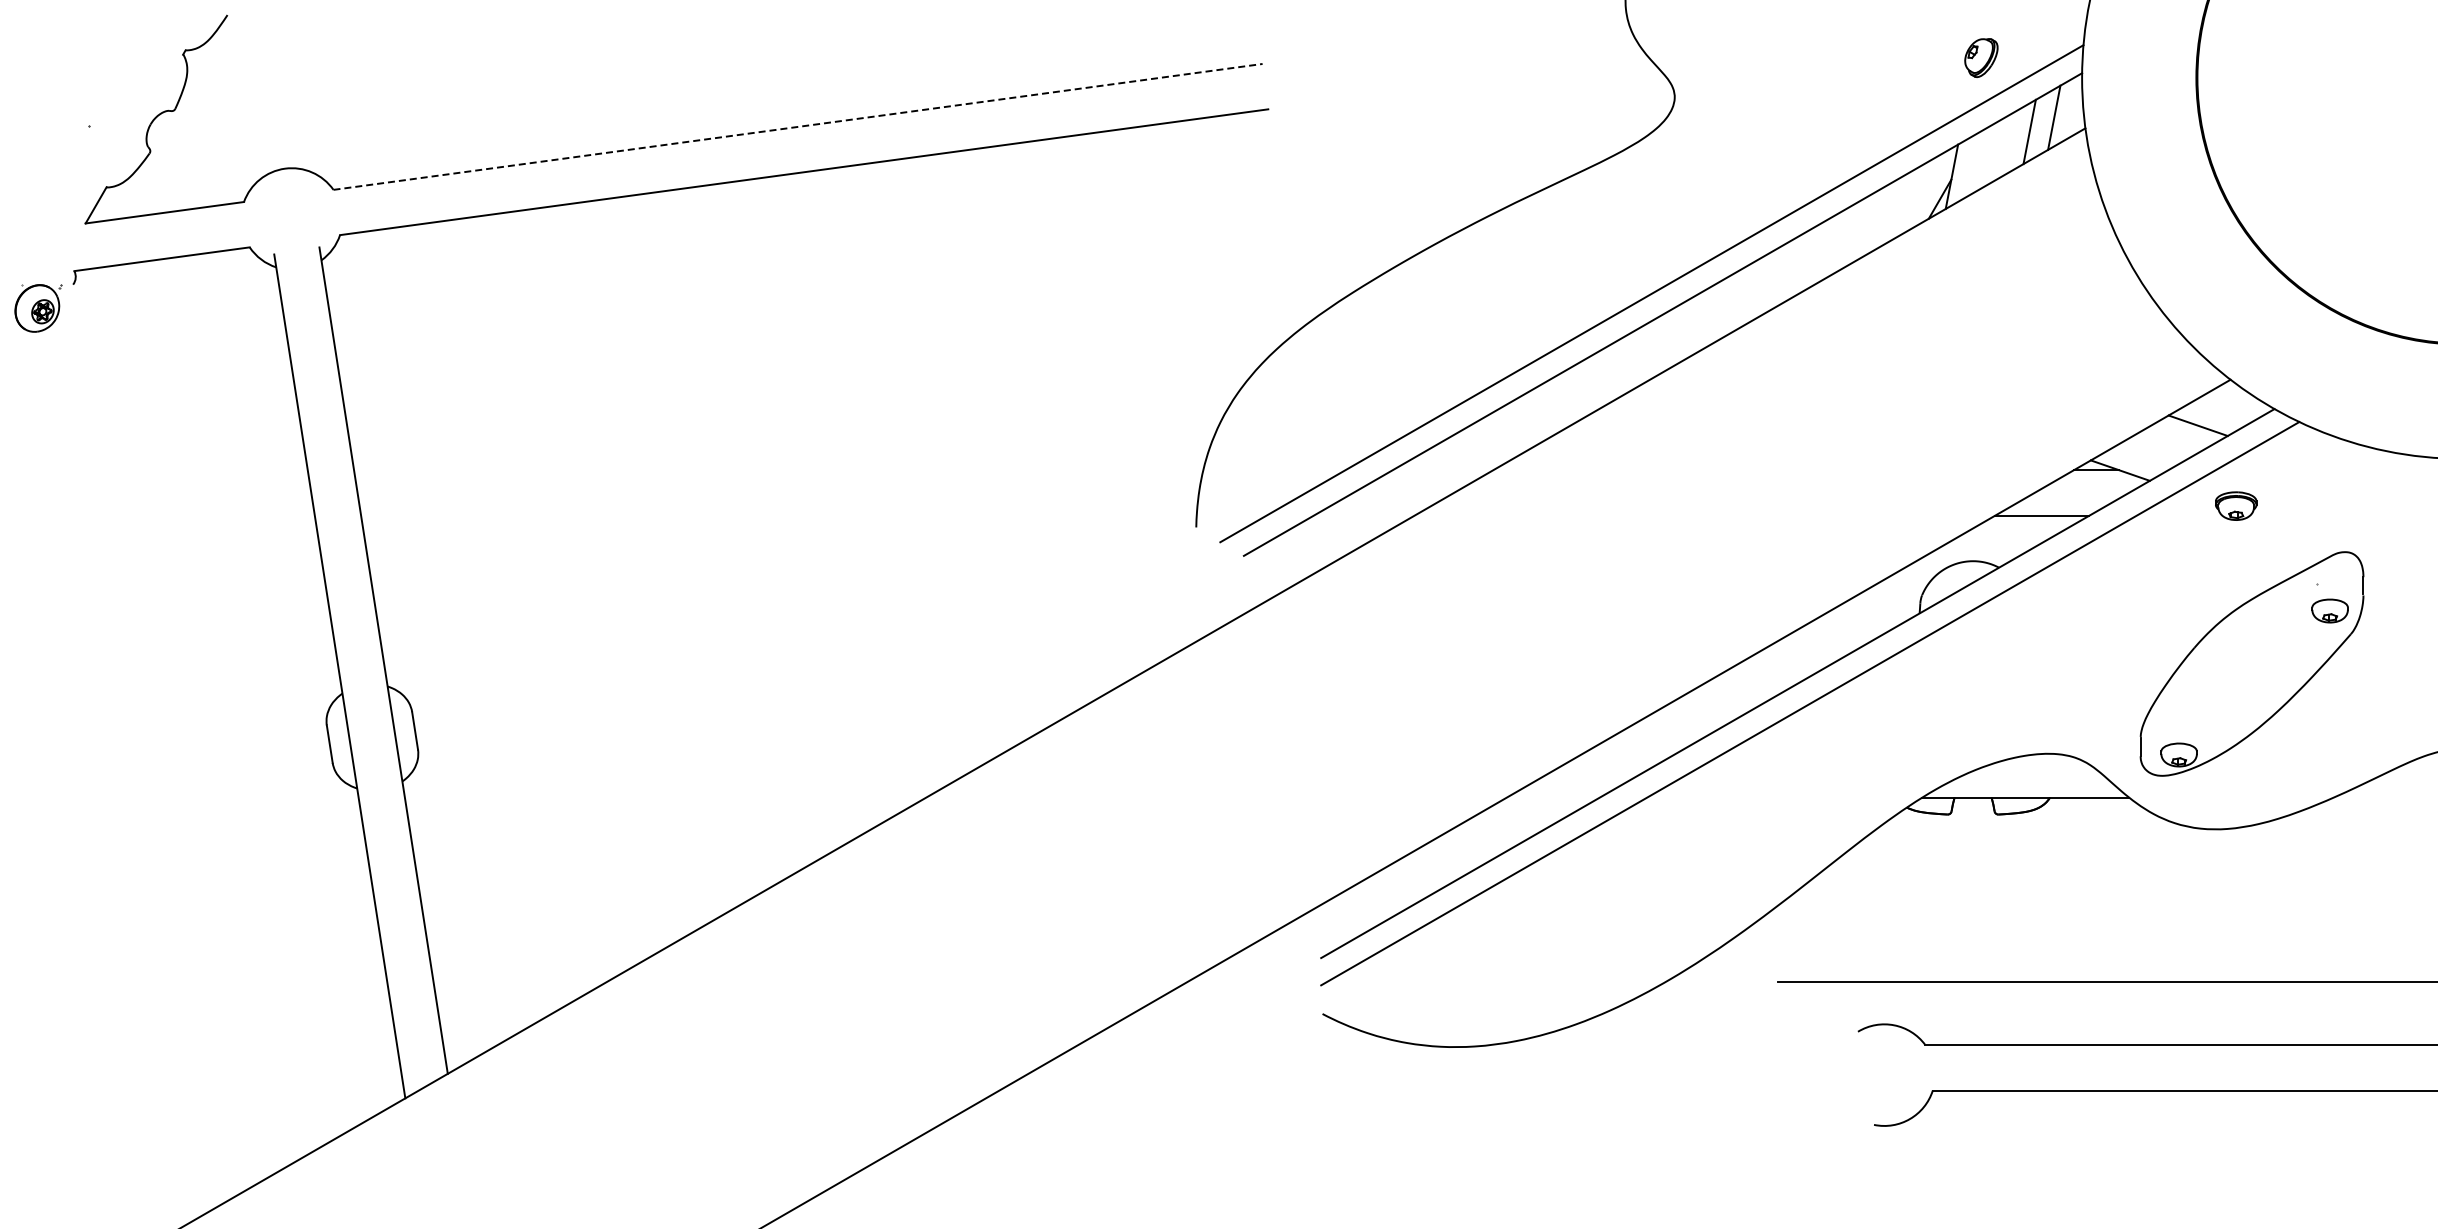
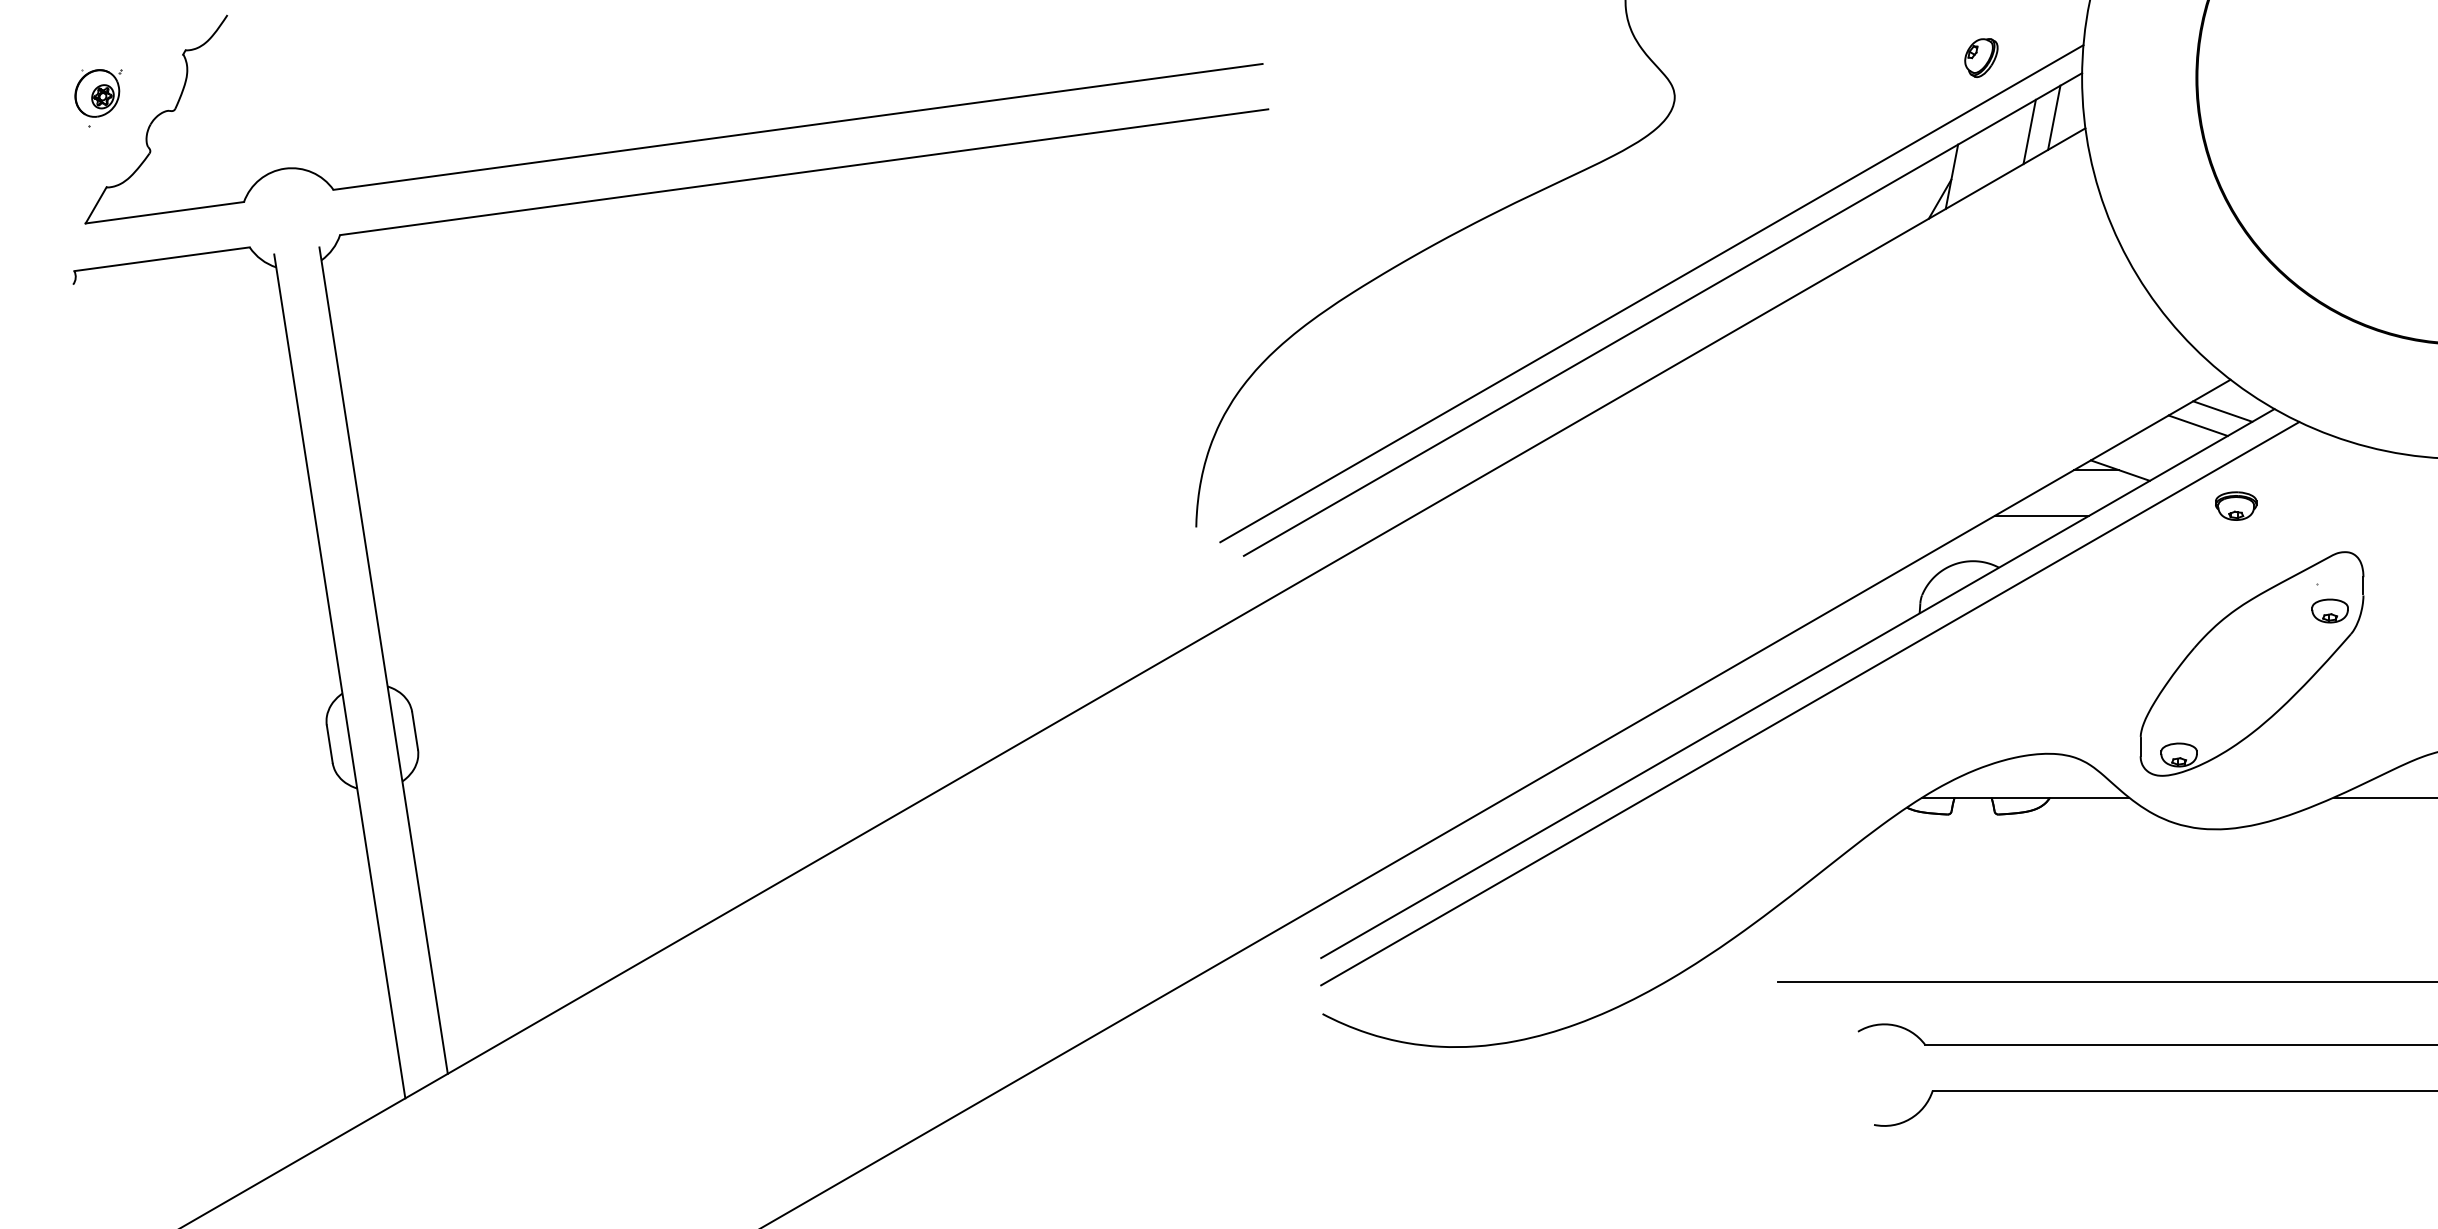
line: dashed -> solid (798, 126)
part position: (38, 308) -> (98, 93) (98, 93)
line: none -> present (2222, 411)
line: none -> present (2384, 797)
